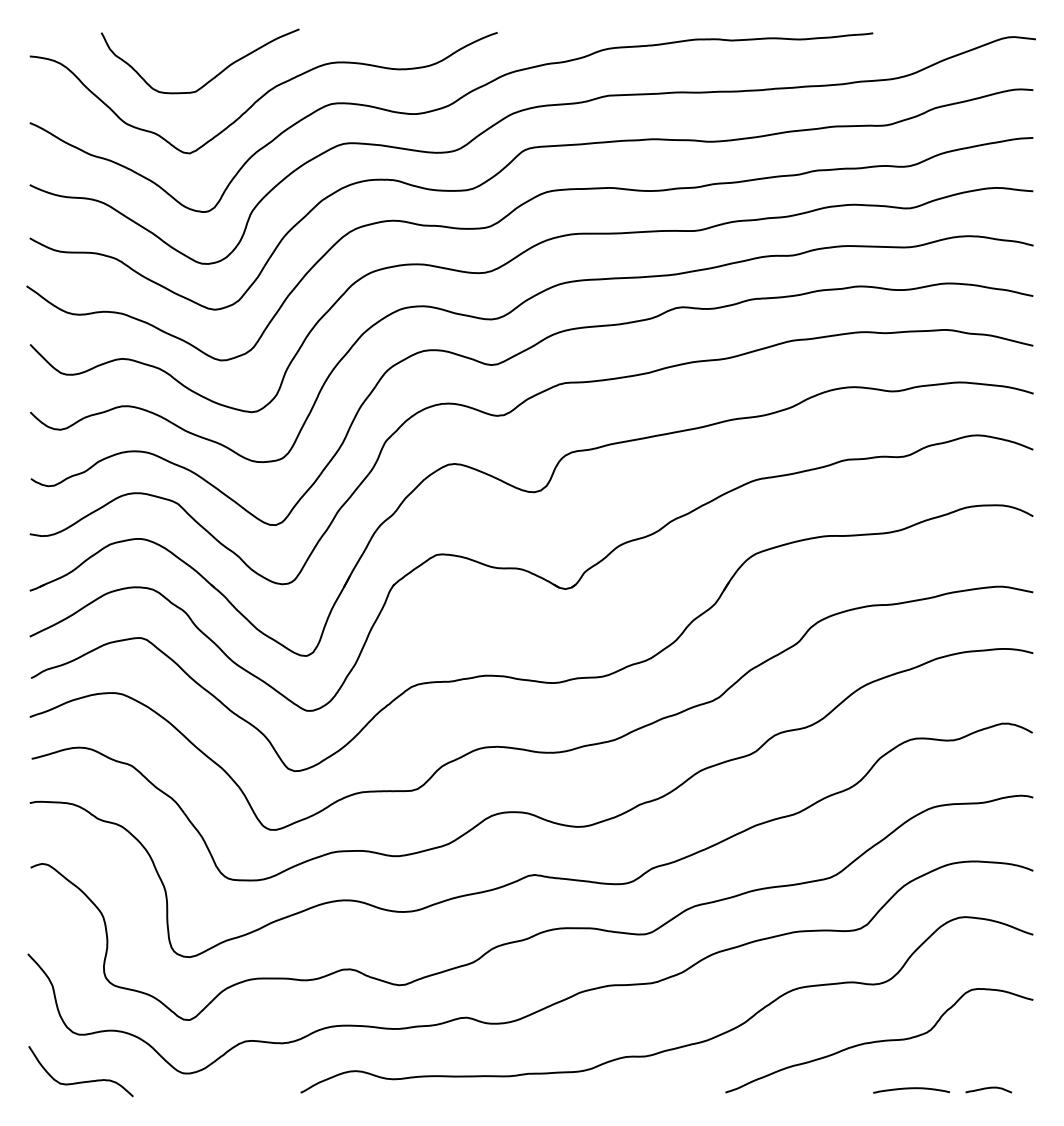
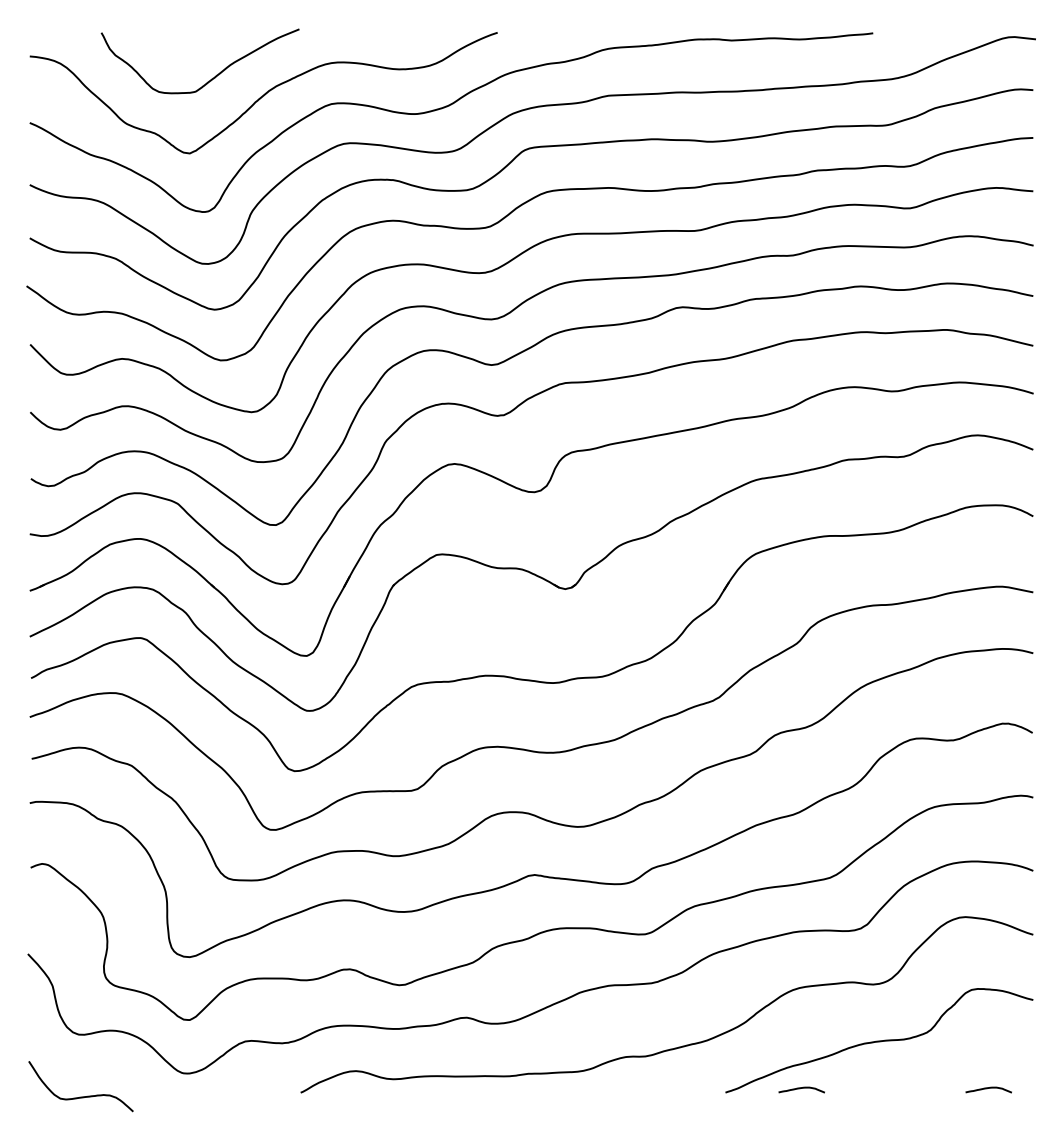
curve position: (80, 1081) -> (80, 1096) (80, 1096)
curve: none -> present (801, 1088)
curve: present -> none (911, 1089)
